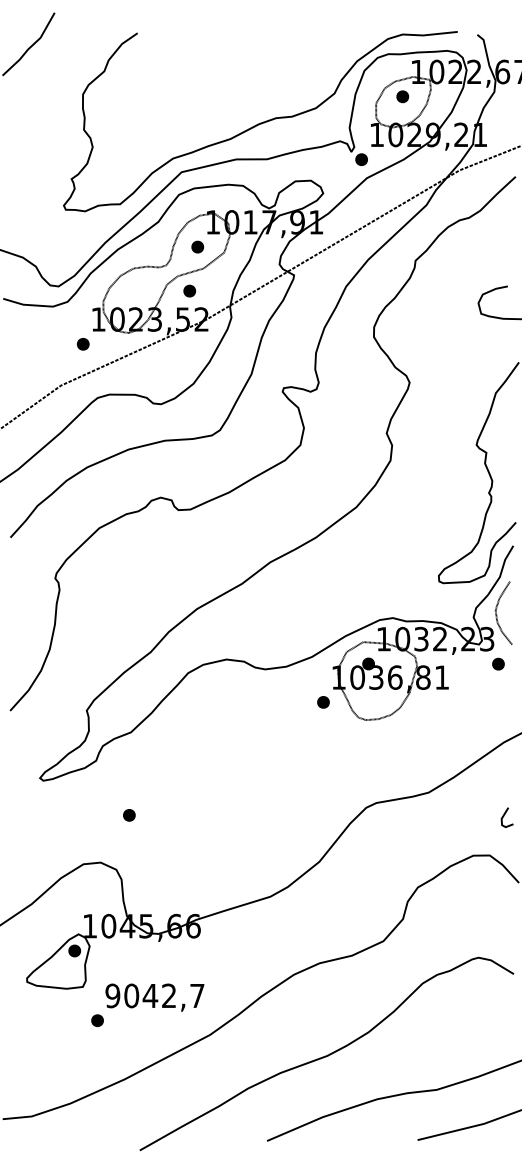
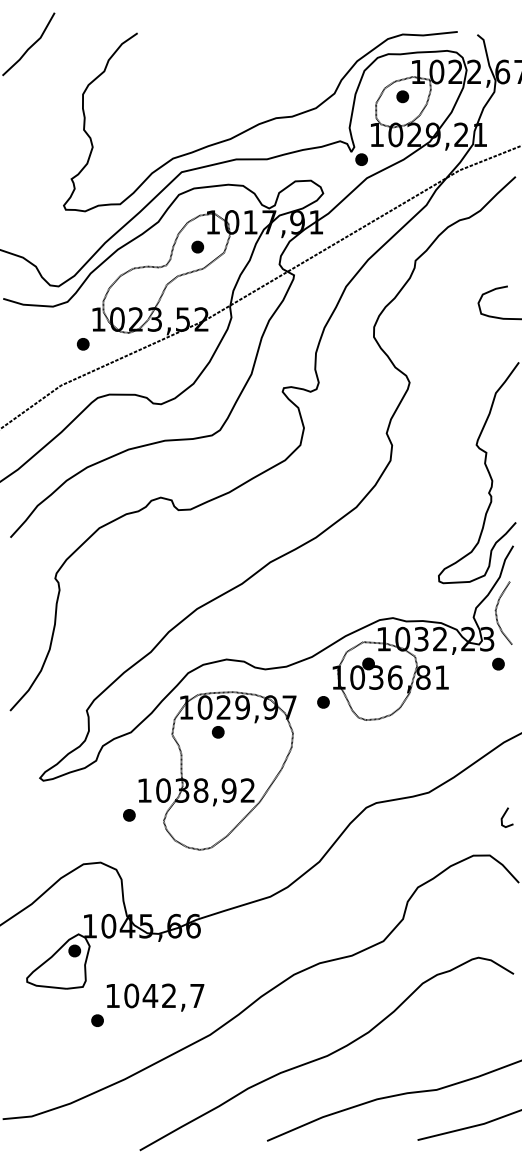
part: present -> none (189, 290)
part: none -> present (217, 770)
text: 9042,7 -> 1042,7 (112, 995)
